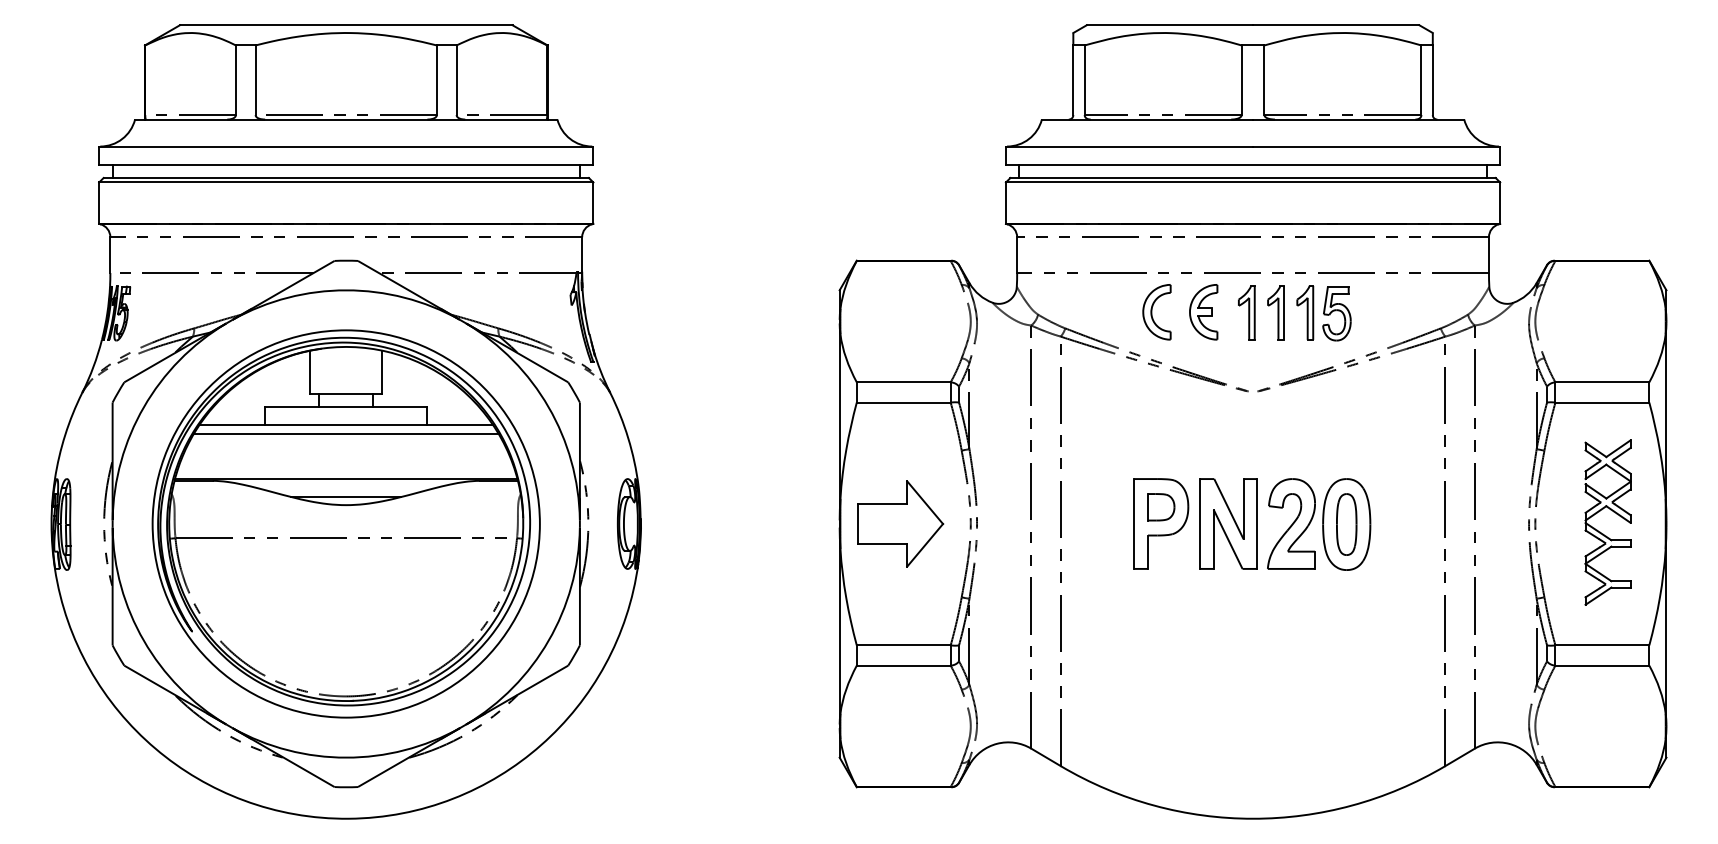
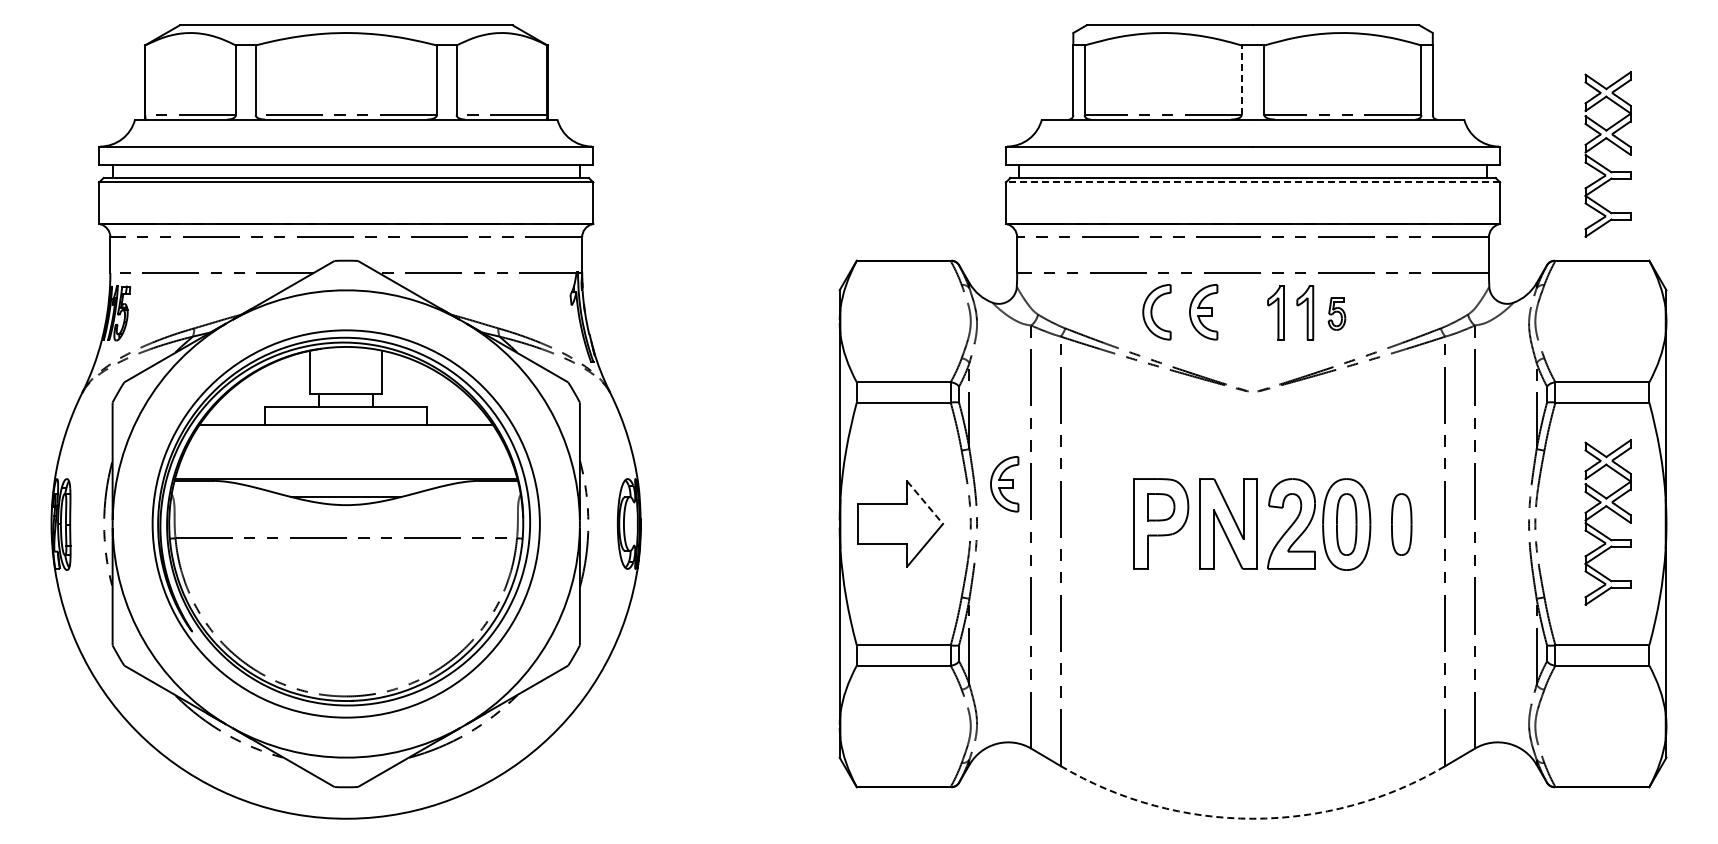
line: solid -> dashed (1241, 80)
part: none -> present (1600, 163)
line: solid -> dashed (1252, 182)
part: present -> none (1246, 312)
part size: 30x56 px -> 20x34 px (1336, 313)
line: present -> none (345, 434)
part: none -> present (1004, 484)
line: solid -> dashed (925, 502)
part: none -> present (1401, 524)
arc: solid -> dashed (1253, 818)
